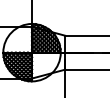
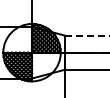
line: solid -> dashed (87, 35)
